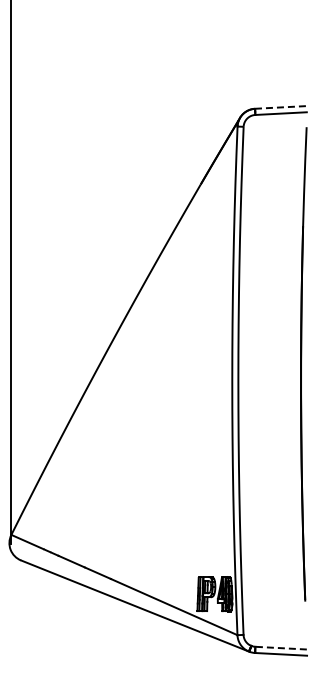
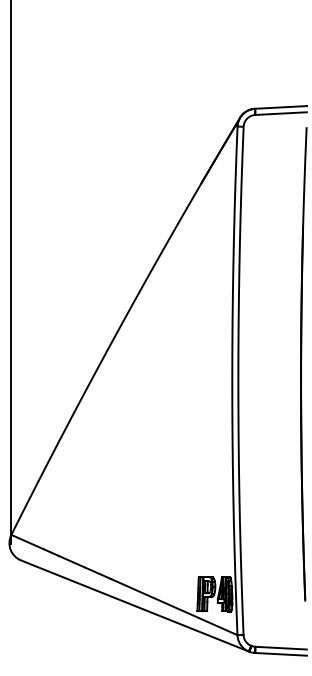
line: dashed -> solid (281, 107)
line: dashed -> solid (281, 648)
